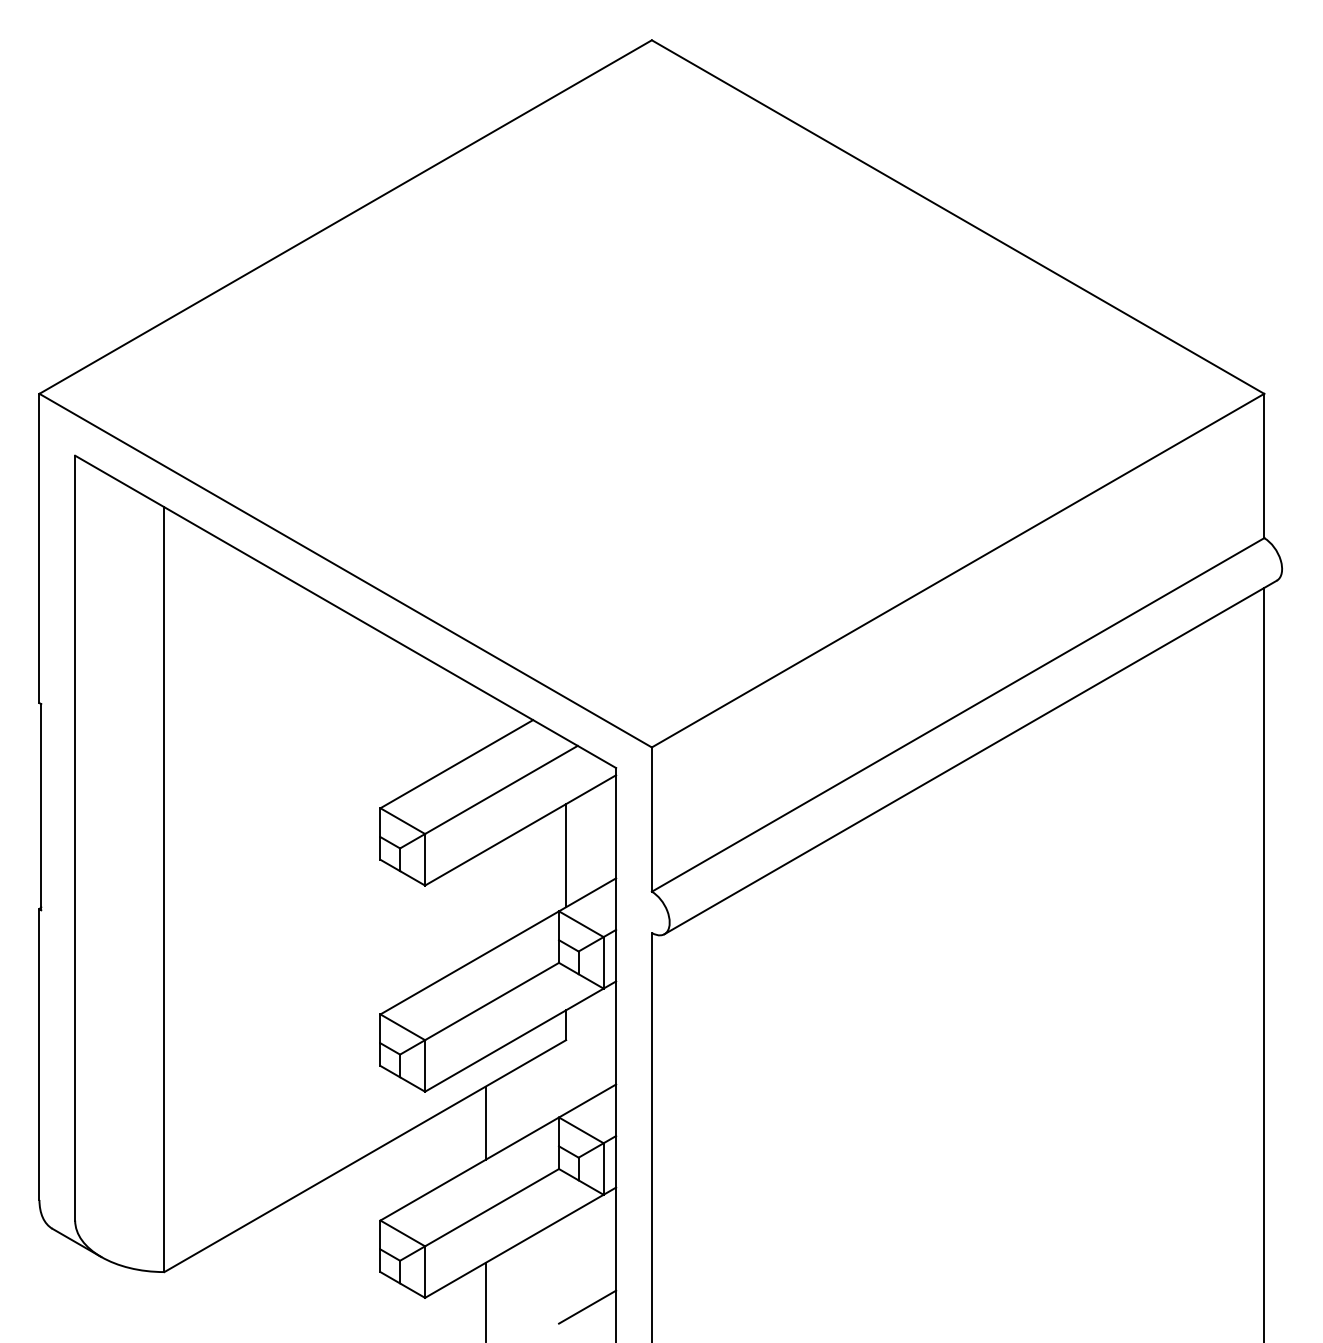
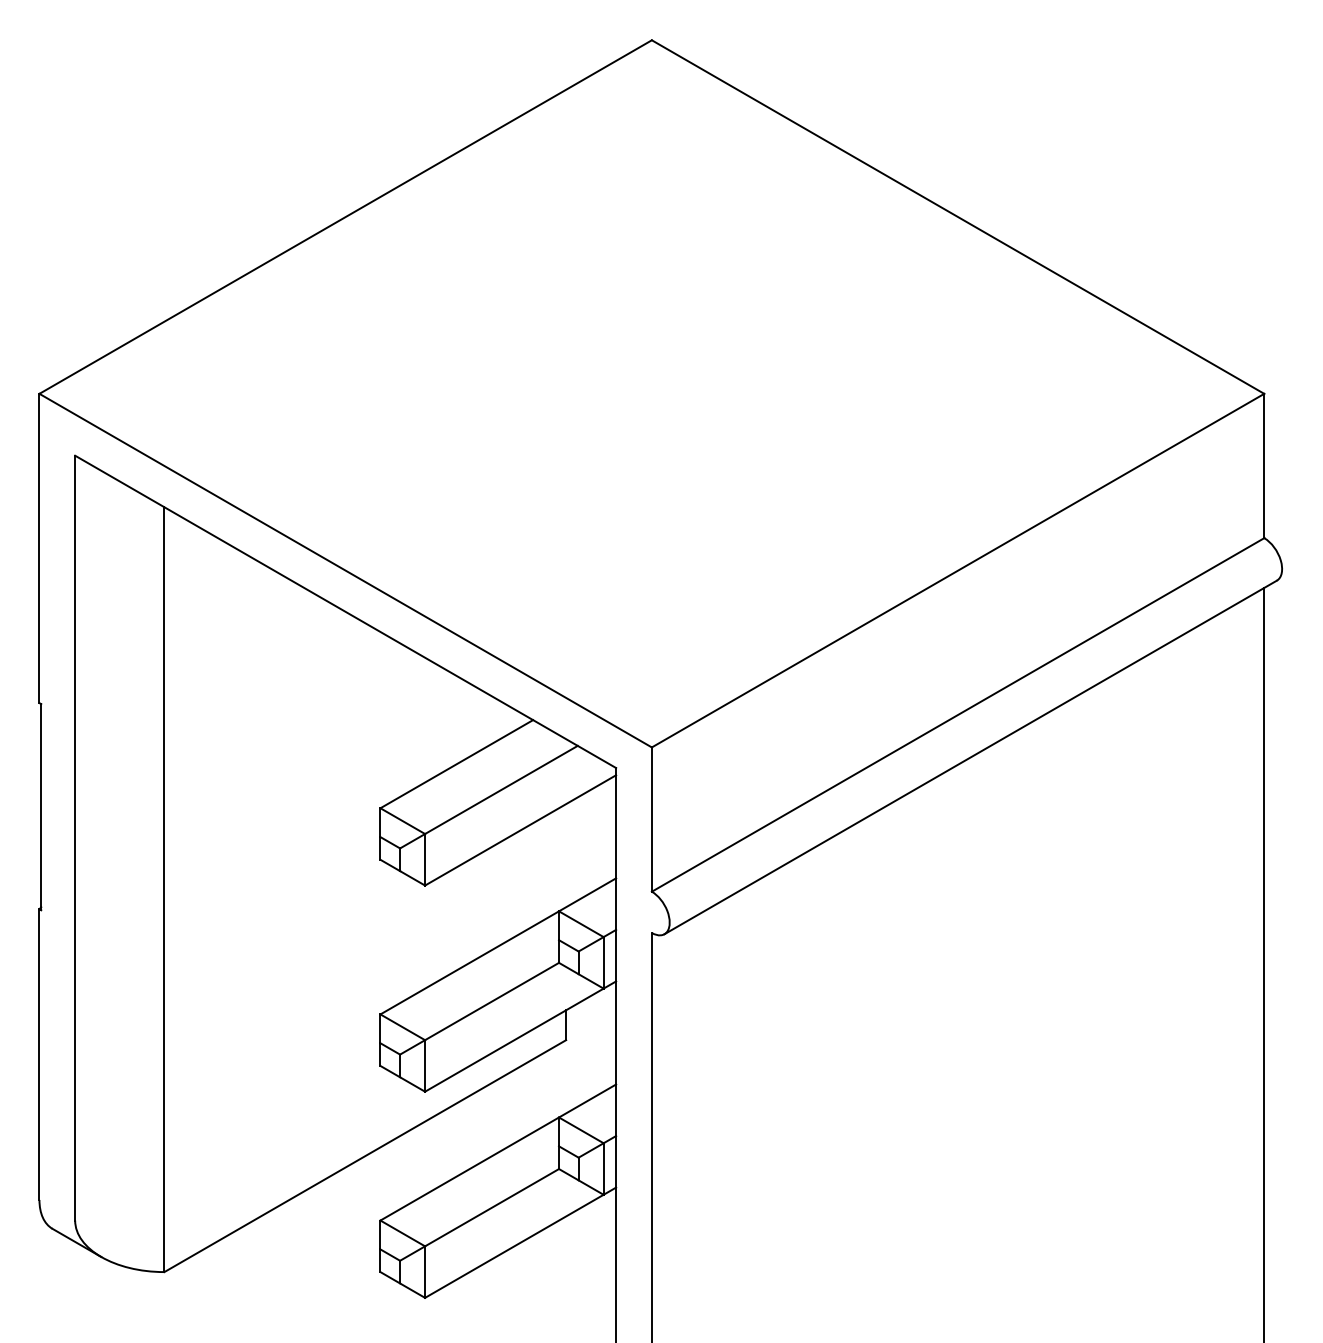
line: present -> none (566, 855)
line: present -> none (485, 1122)
line: present -> none (485, 1300)
line: present -> none (587, 1306)
